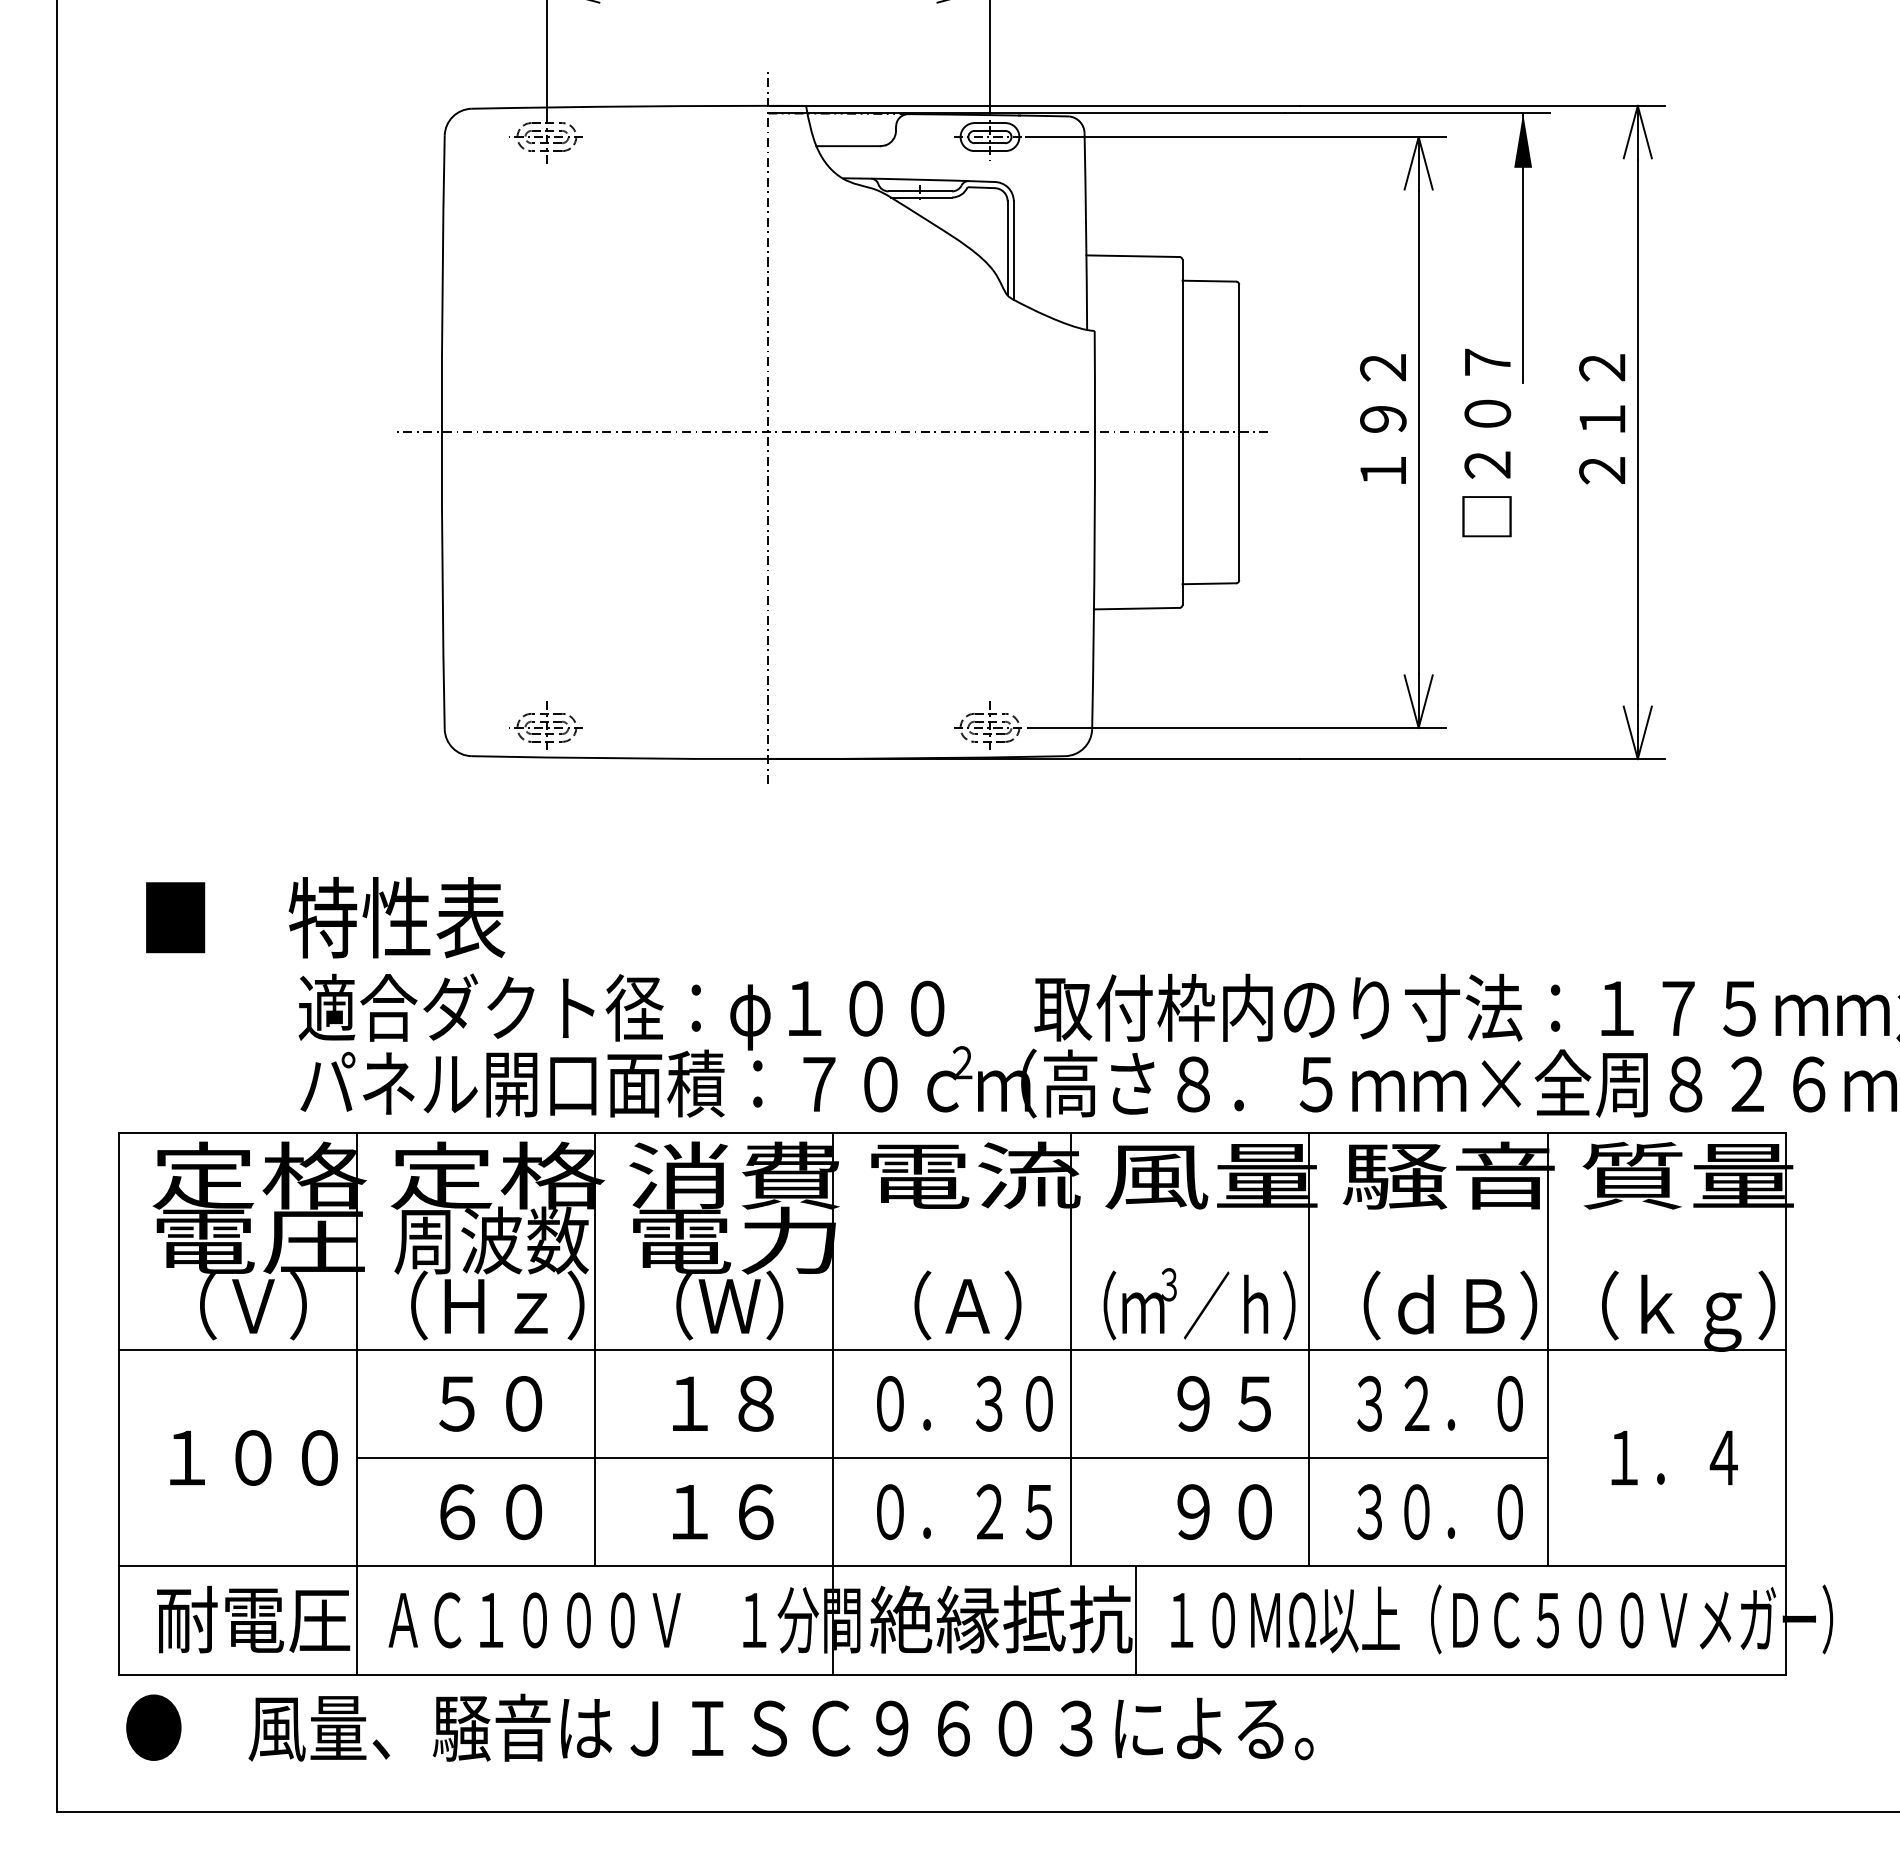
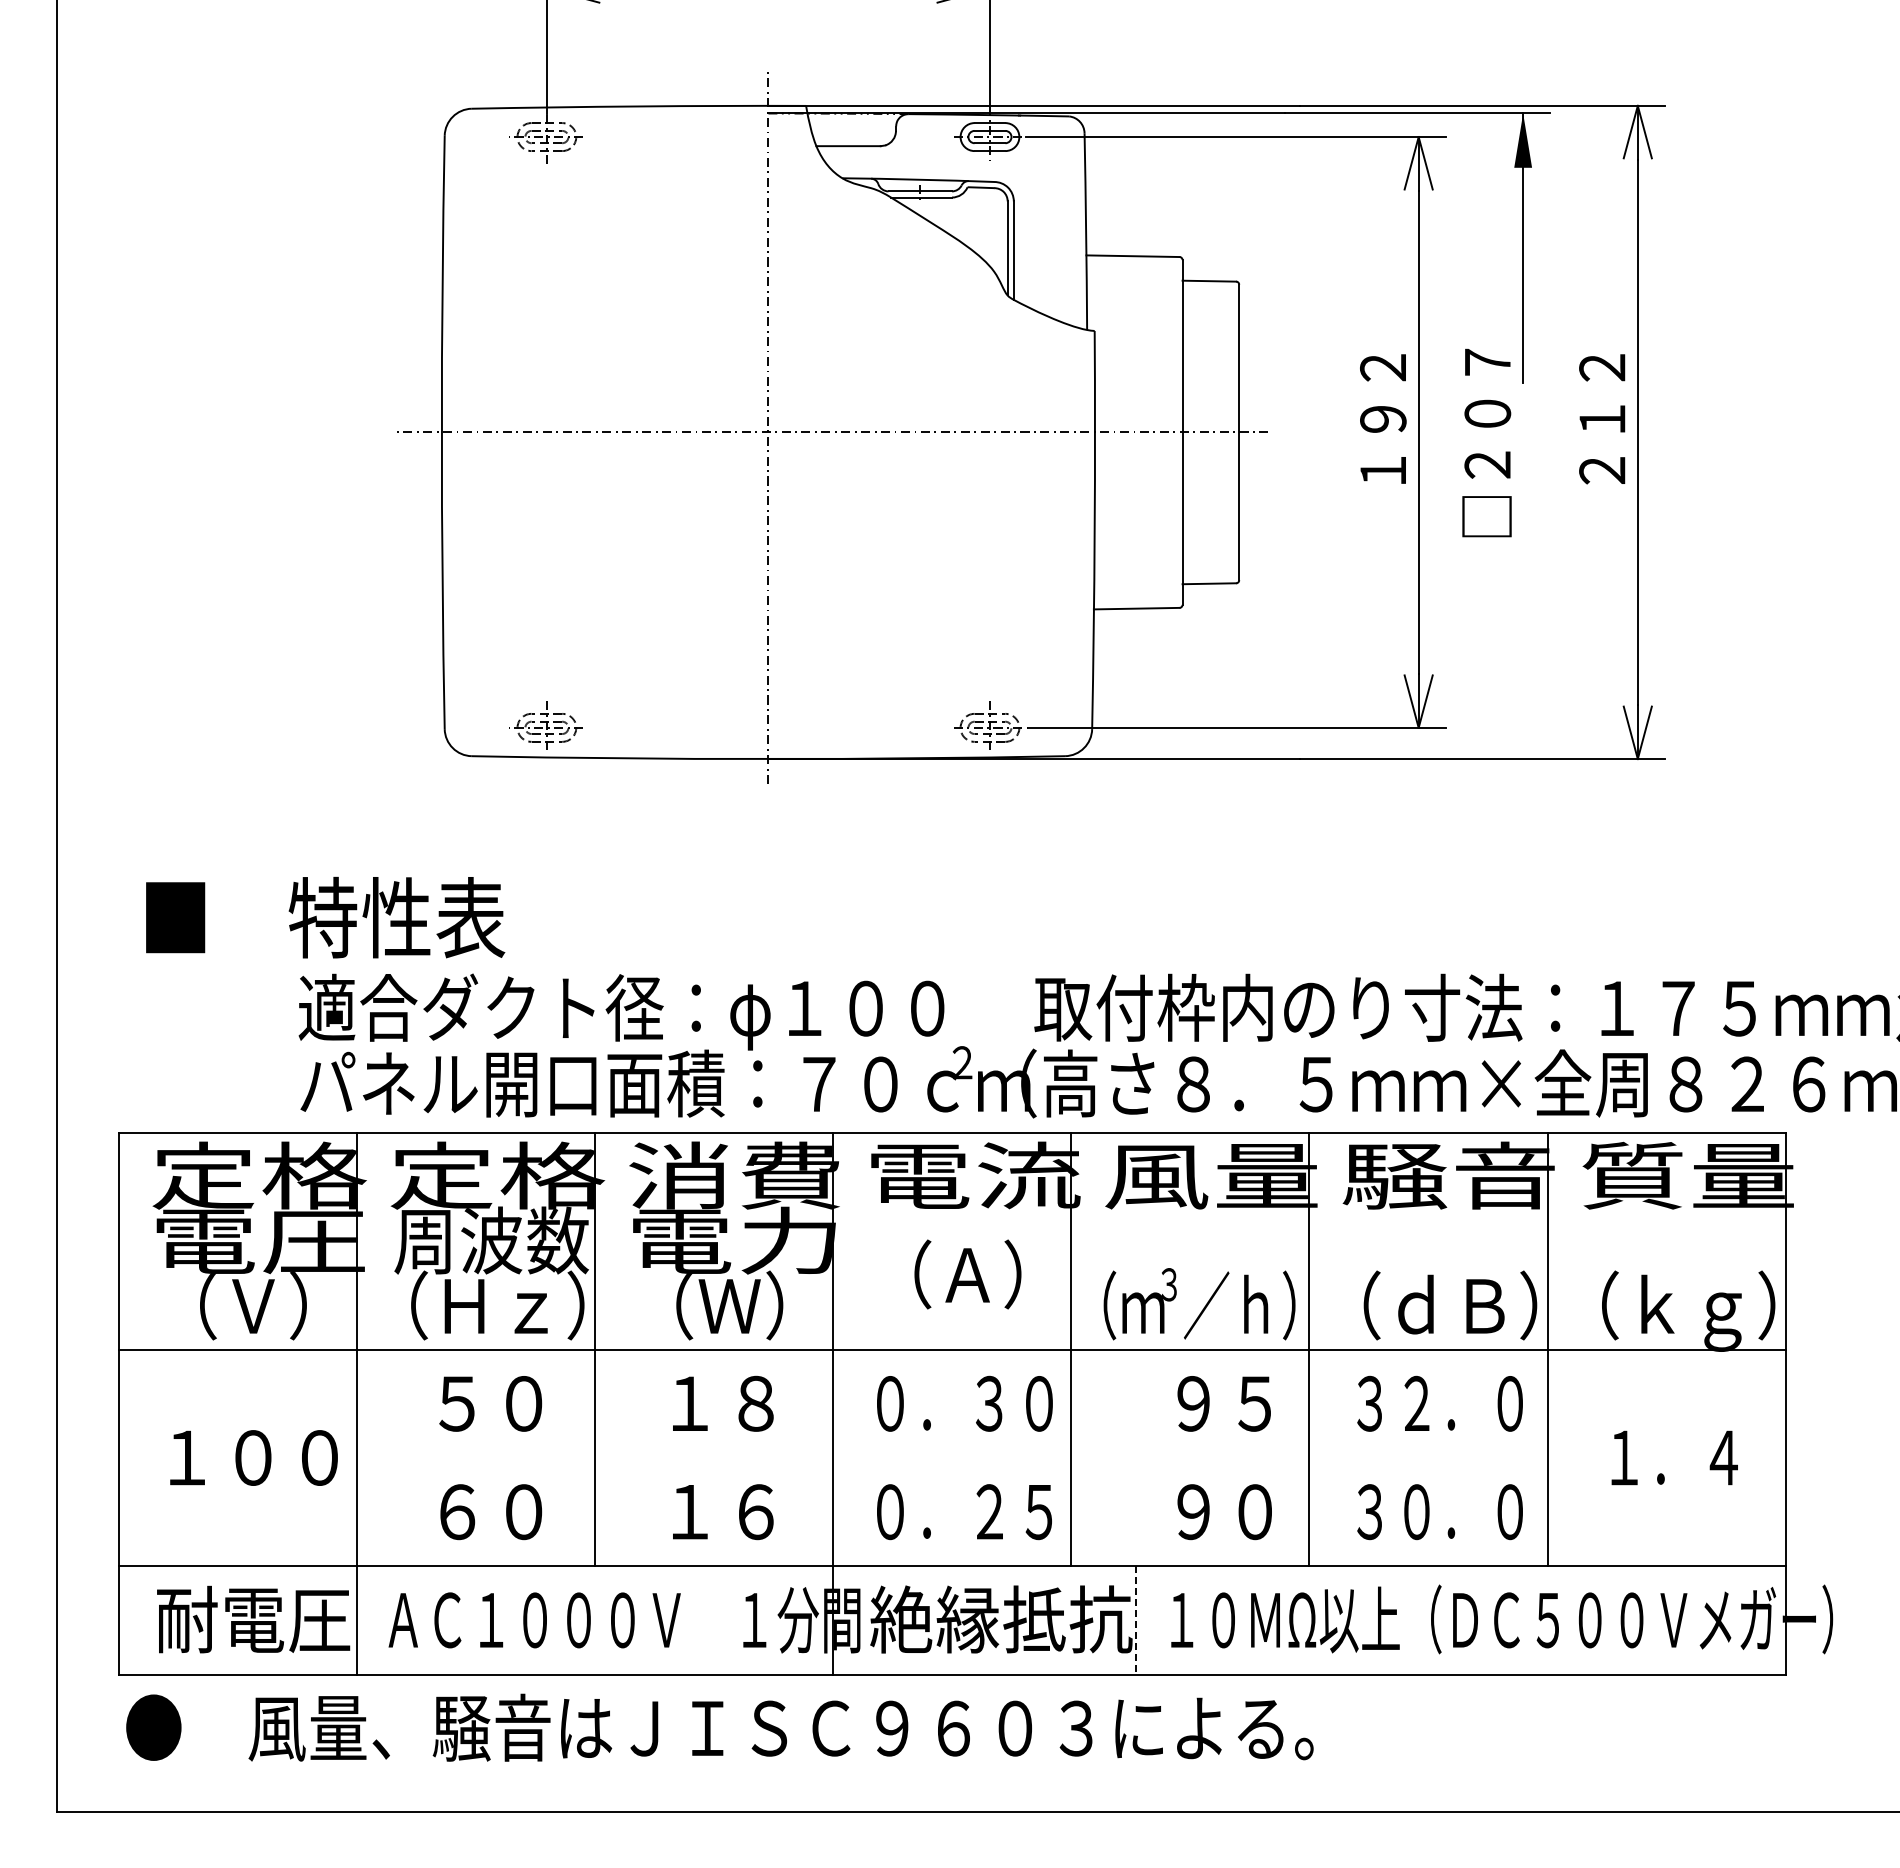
text position: (967, 1305) -> (967, 1274) (967, 1274)
line: present -> none (951, 1458)
line: solid -> dashed (1136, 1620)
